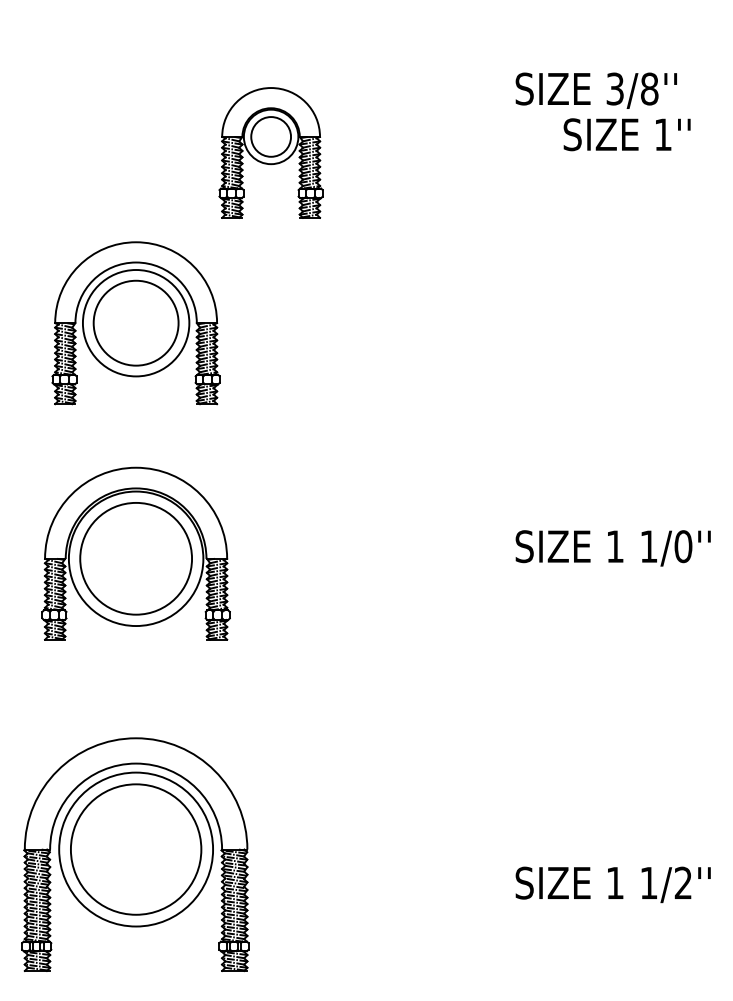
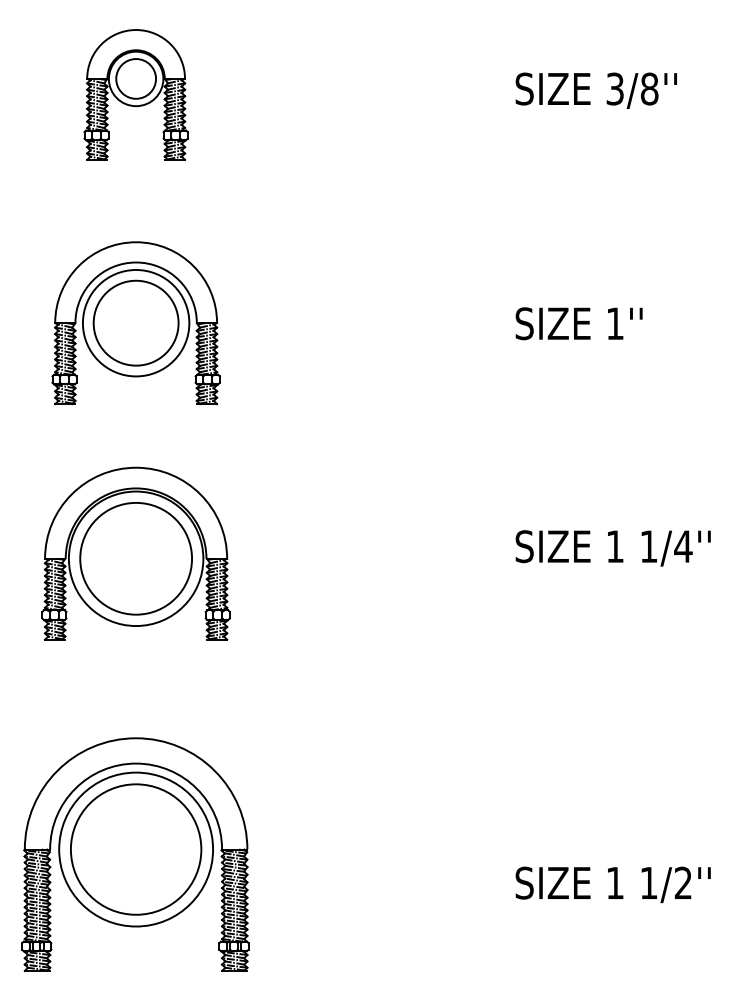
text position: (626, 134) -> (578, 323) (578, 323)
part position: (270, 152) -> (135, 94) (135, 94)
text: 1/0'' -> 1/4'' (683, 546)
